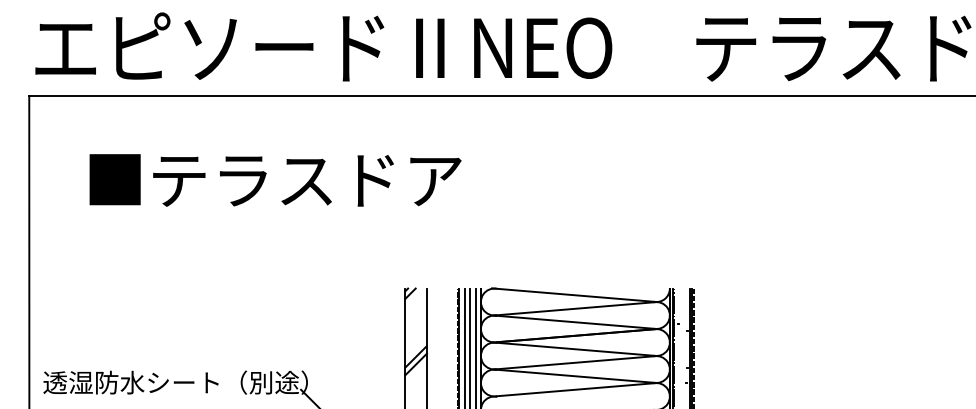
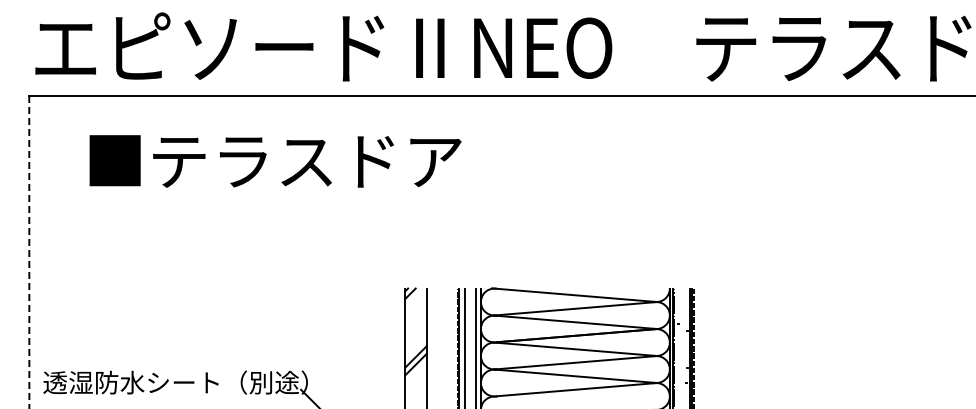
text position: (275, 180) -> (275, 161) (275, 161)
line: solid -> dashed (29, 252)
line: present -> none (470, 346)
